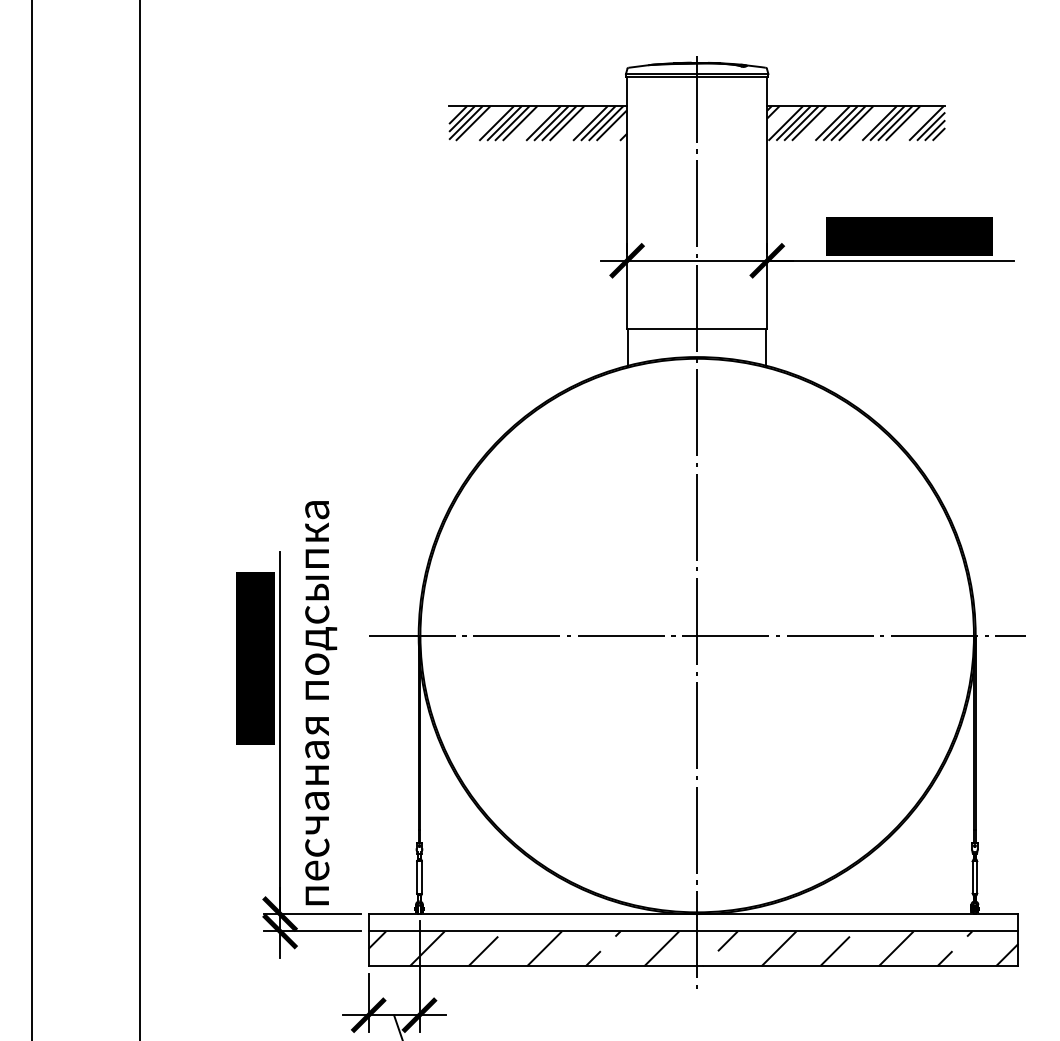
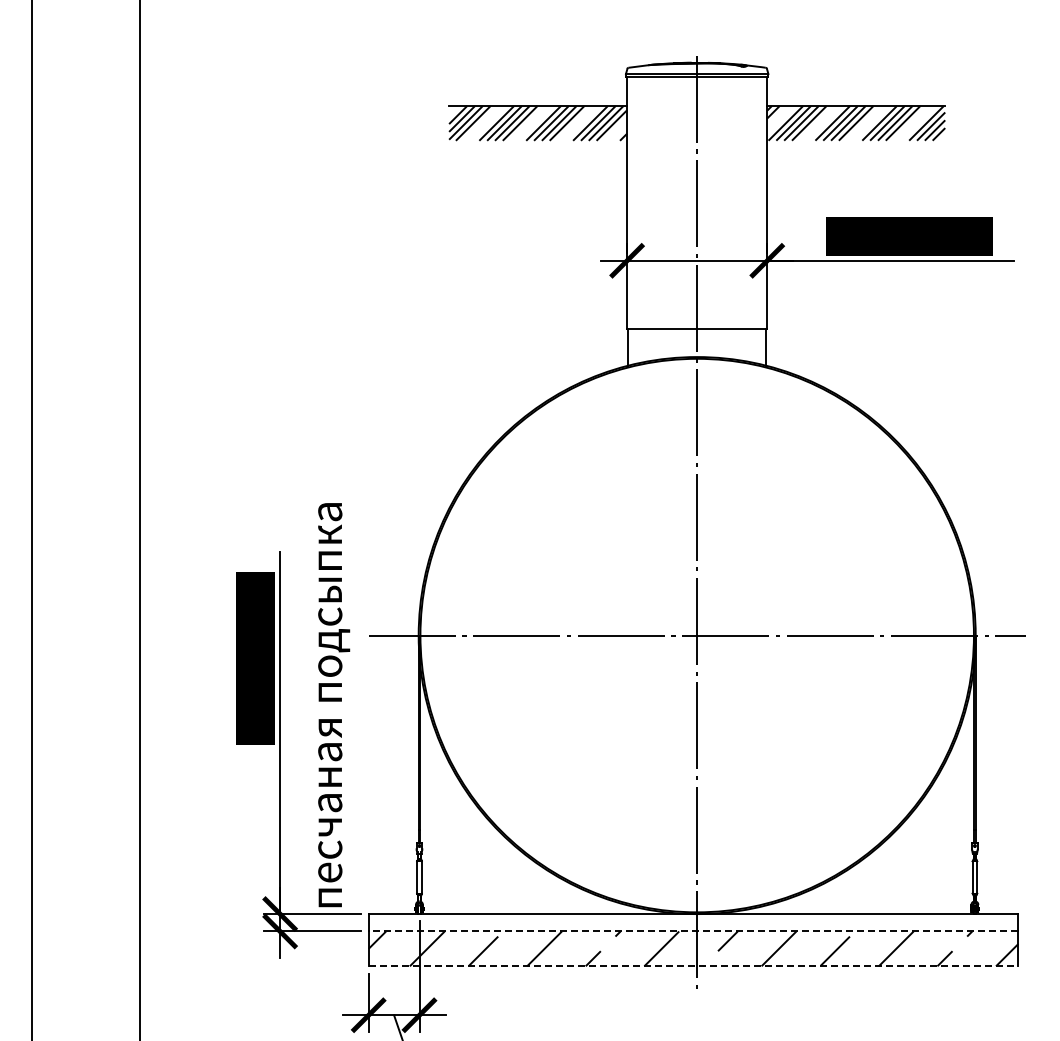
text position: (321, 703) -> (334, 705) (334, 705)
line: solid -> dashed (693, 931)
line: solid -> dashed (693, 966)
